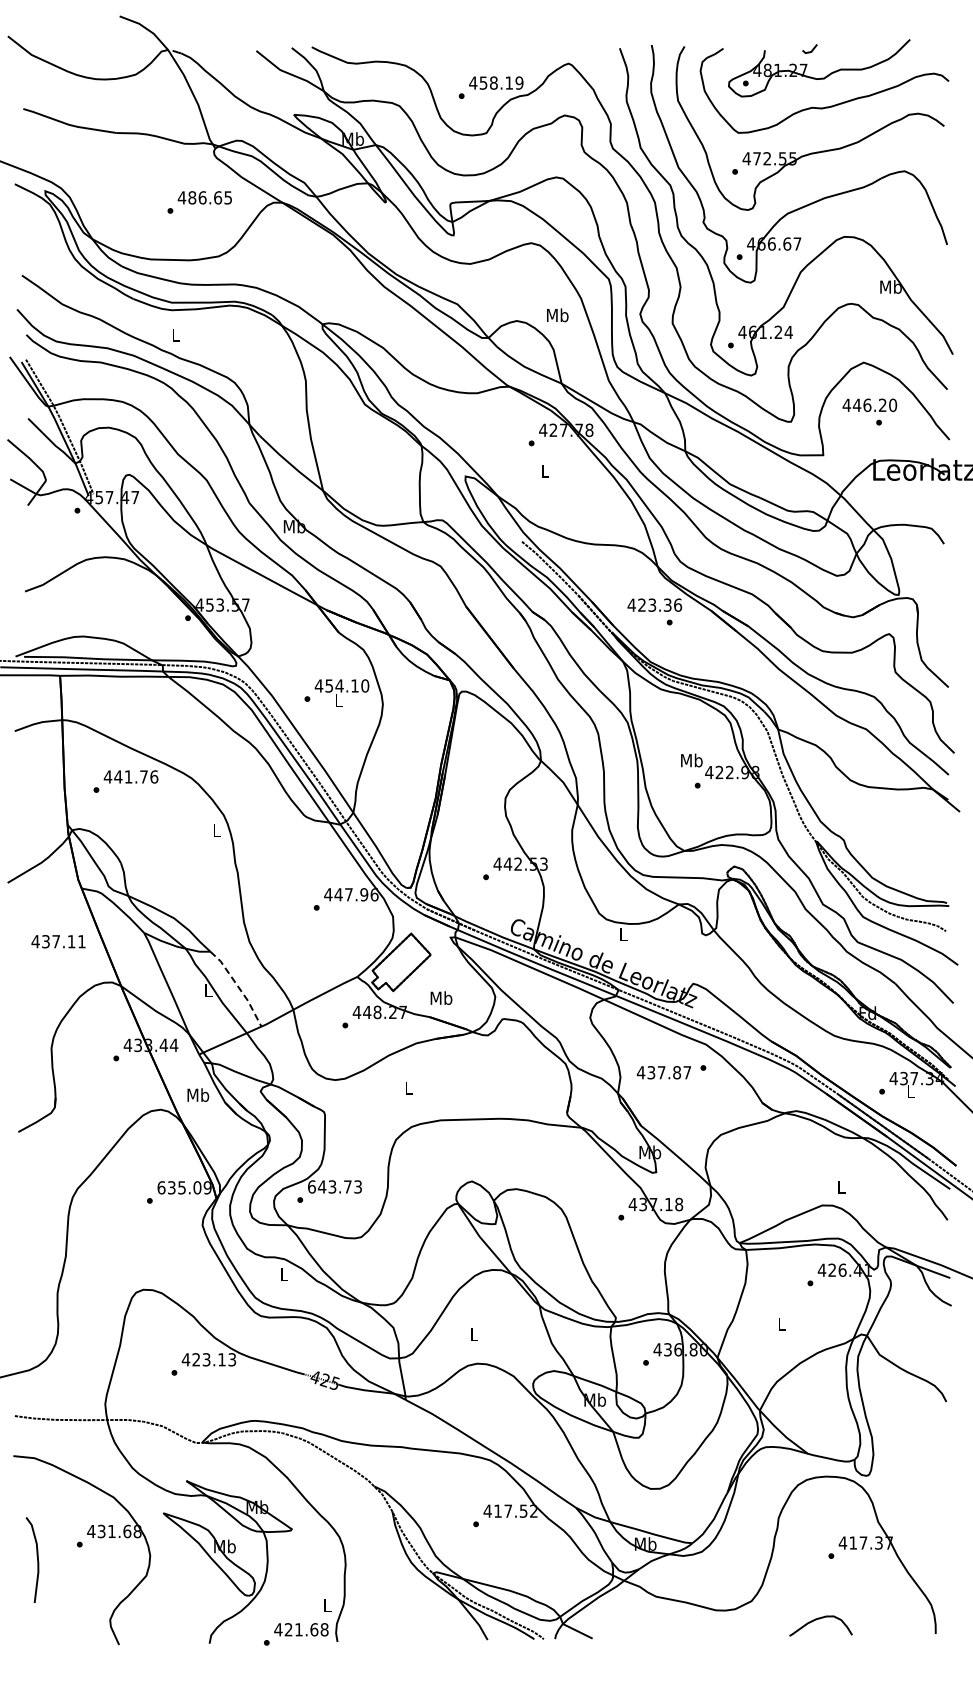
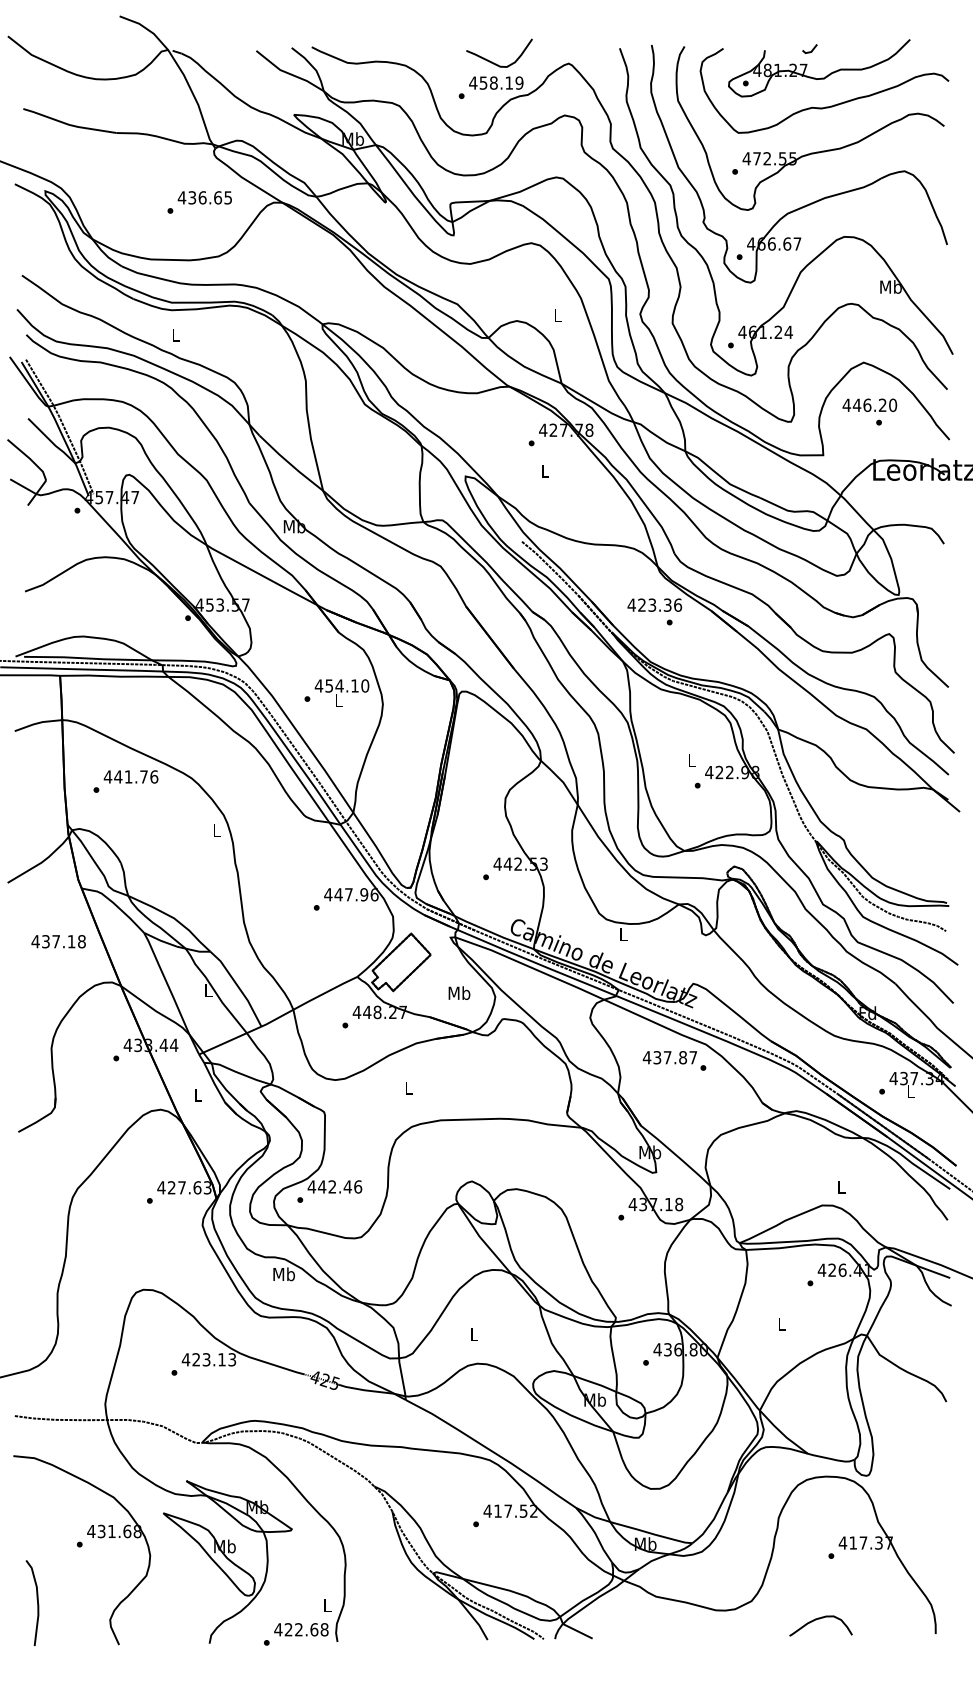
curve: none -> present (494, 62)
text: 486.65 -> 436.65 (192, 197)
text: Mb -> L (557, 315)
text: Mb -> L (691, 760)
text: 437.11 -> 437.18 (81, 941)
line: dashed -> solid (239, 987)
text position: (441, 997) -> (459, 992) (459, 992)
text position: (663, 1072) -> (669, 1057) (669, 1057)
text: Mb -> L (198, 1094)
text: 643.73 -> 442.46 (334, 1186)
text: 635.09 -> 427.63 (184, 1187)
text: L -> Mb (283, 1274)
curve position: (36, 1556) -> (36, 1599) (36, 1599)
text: 421.68 -> 422.68 (298, 1629)
